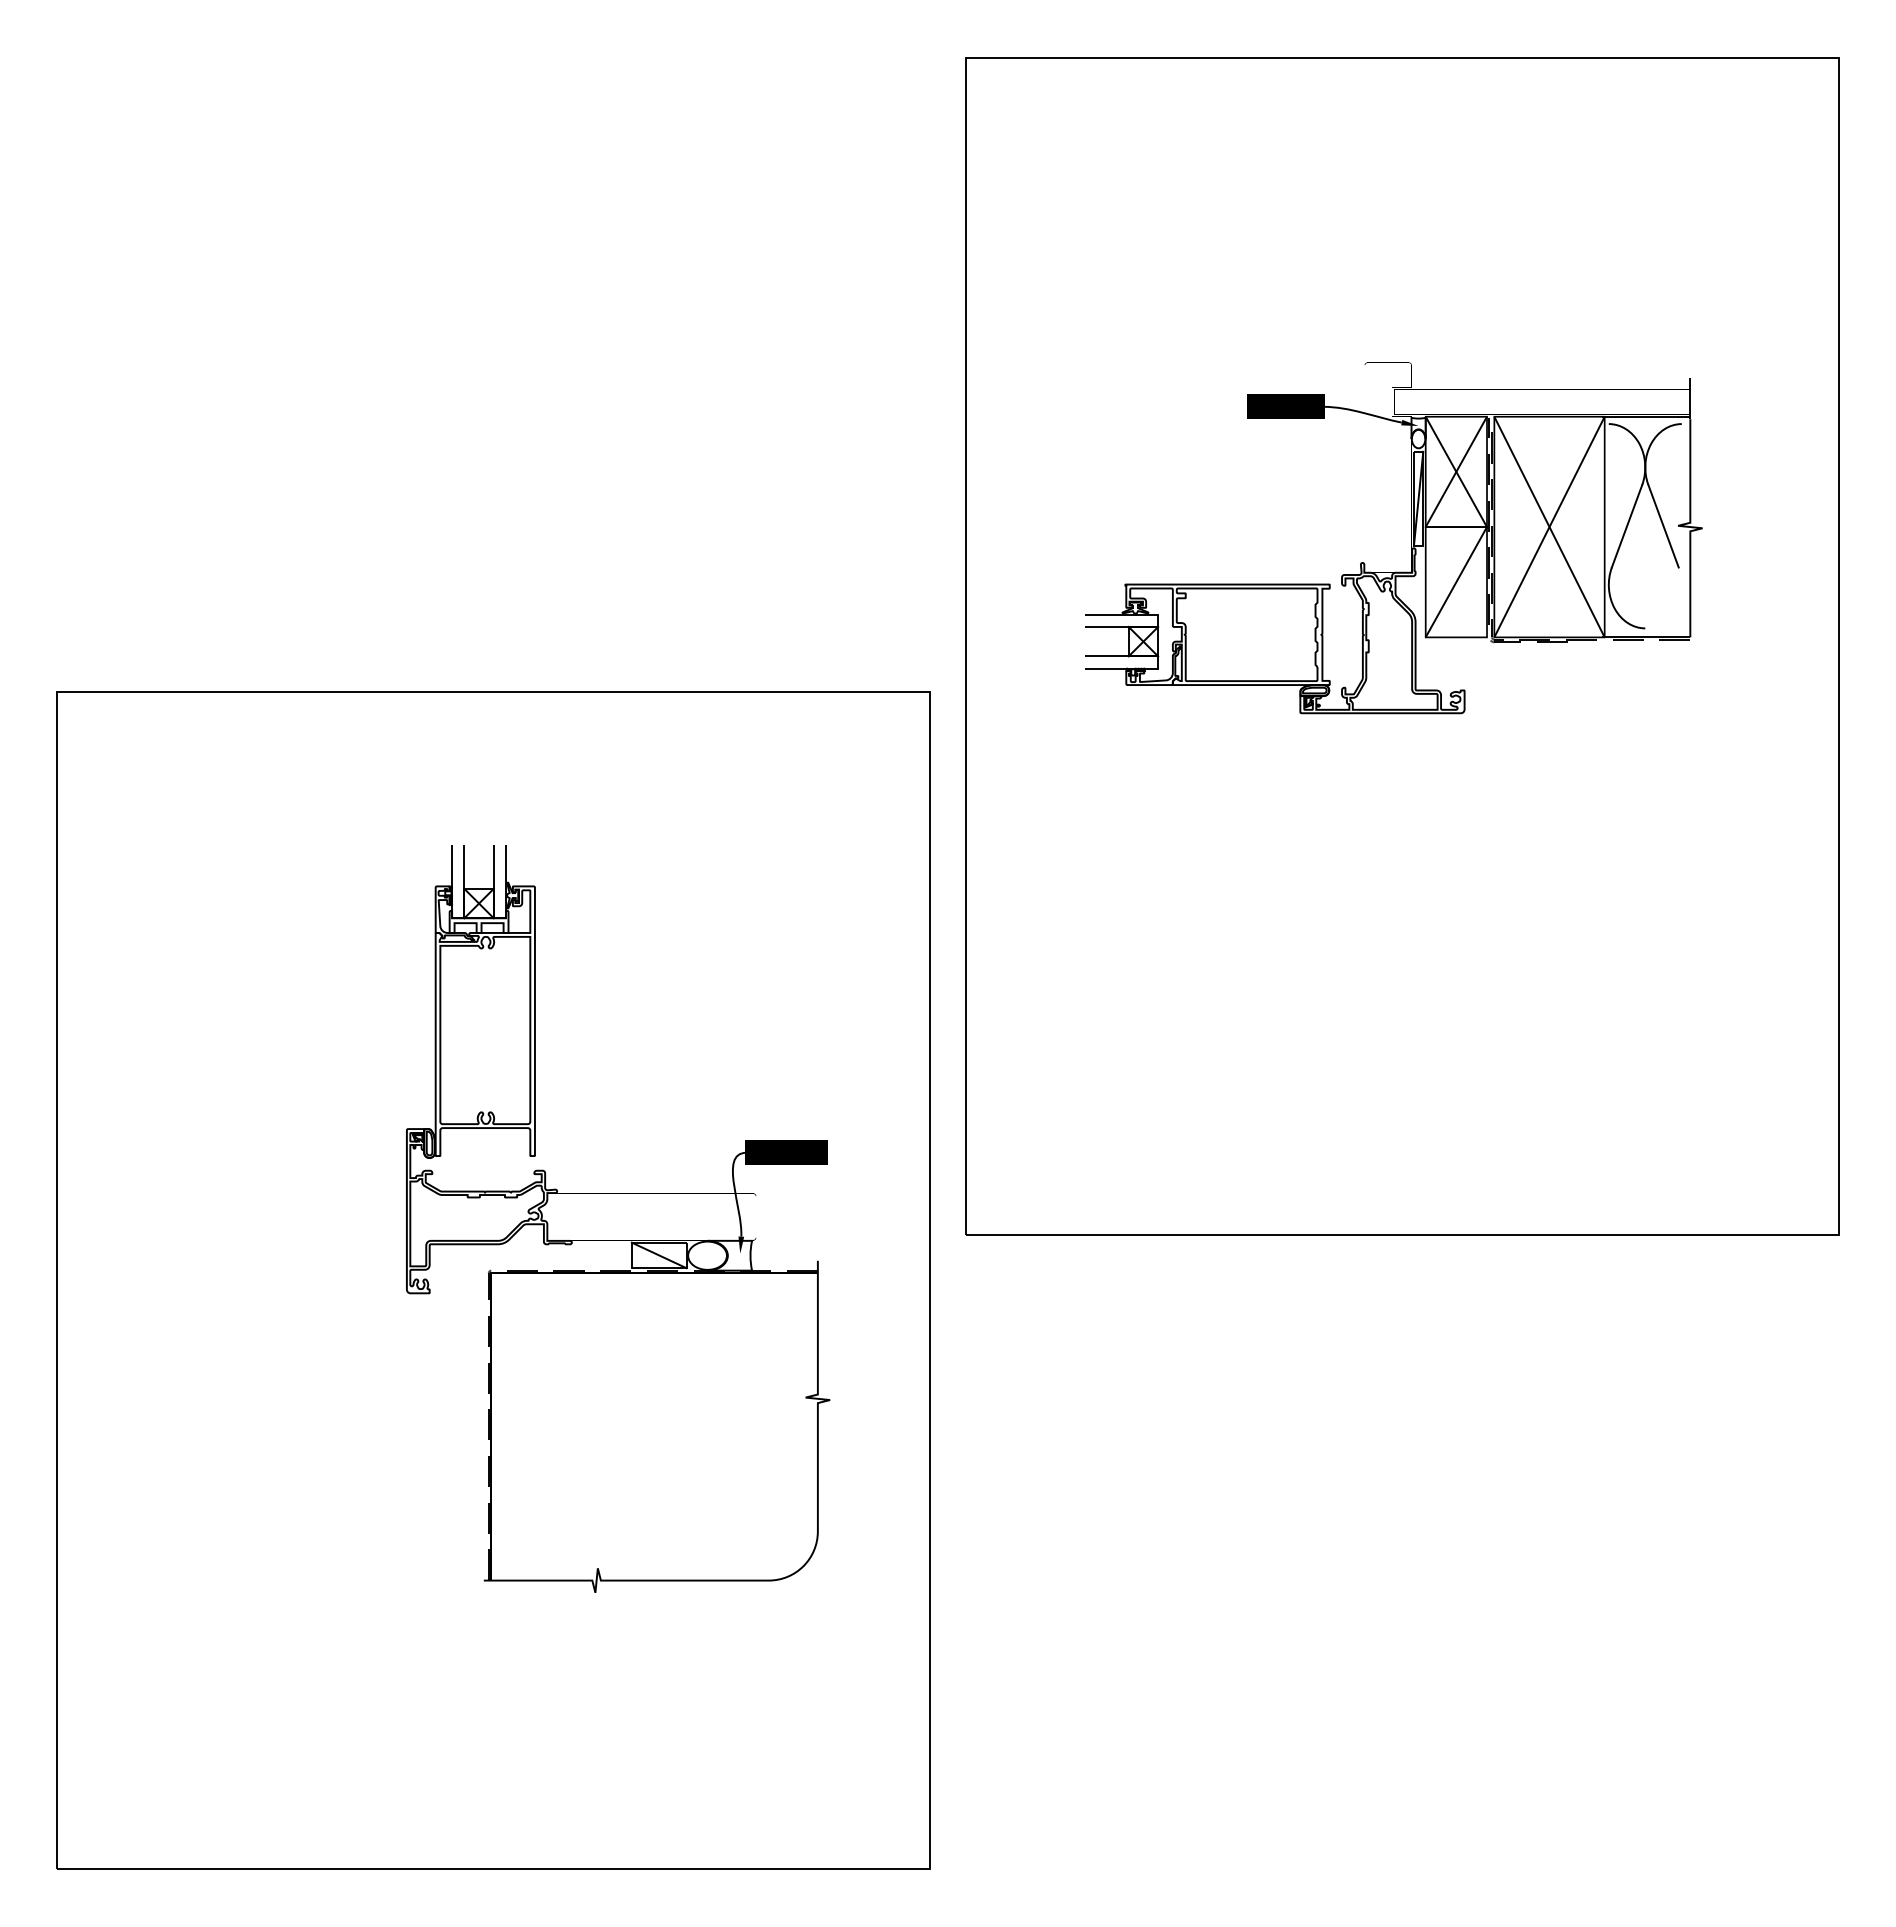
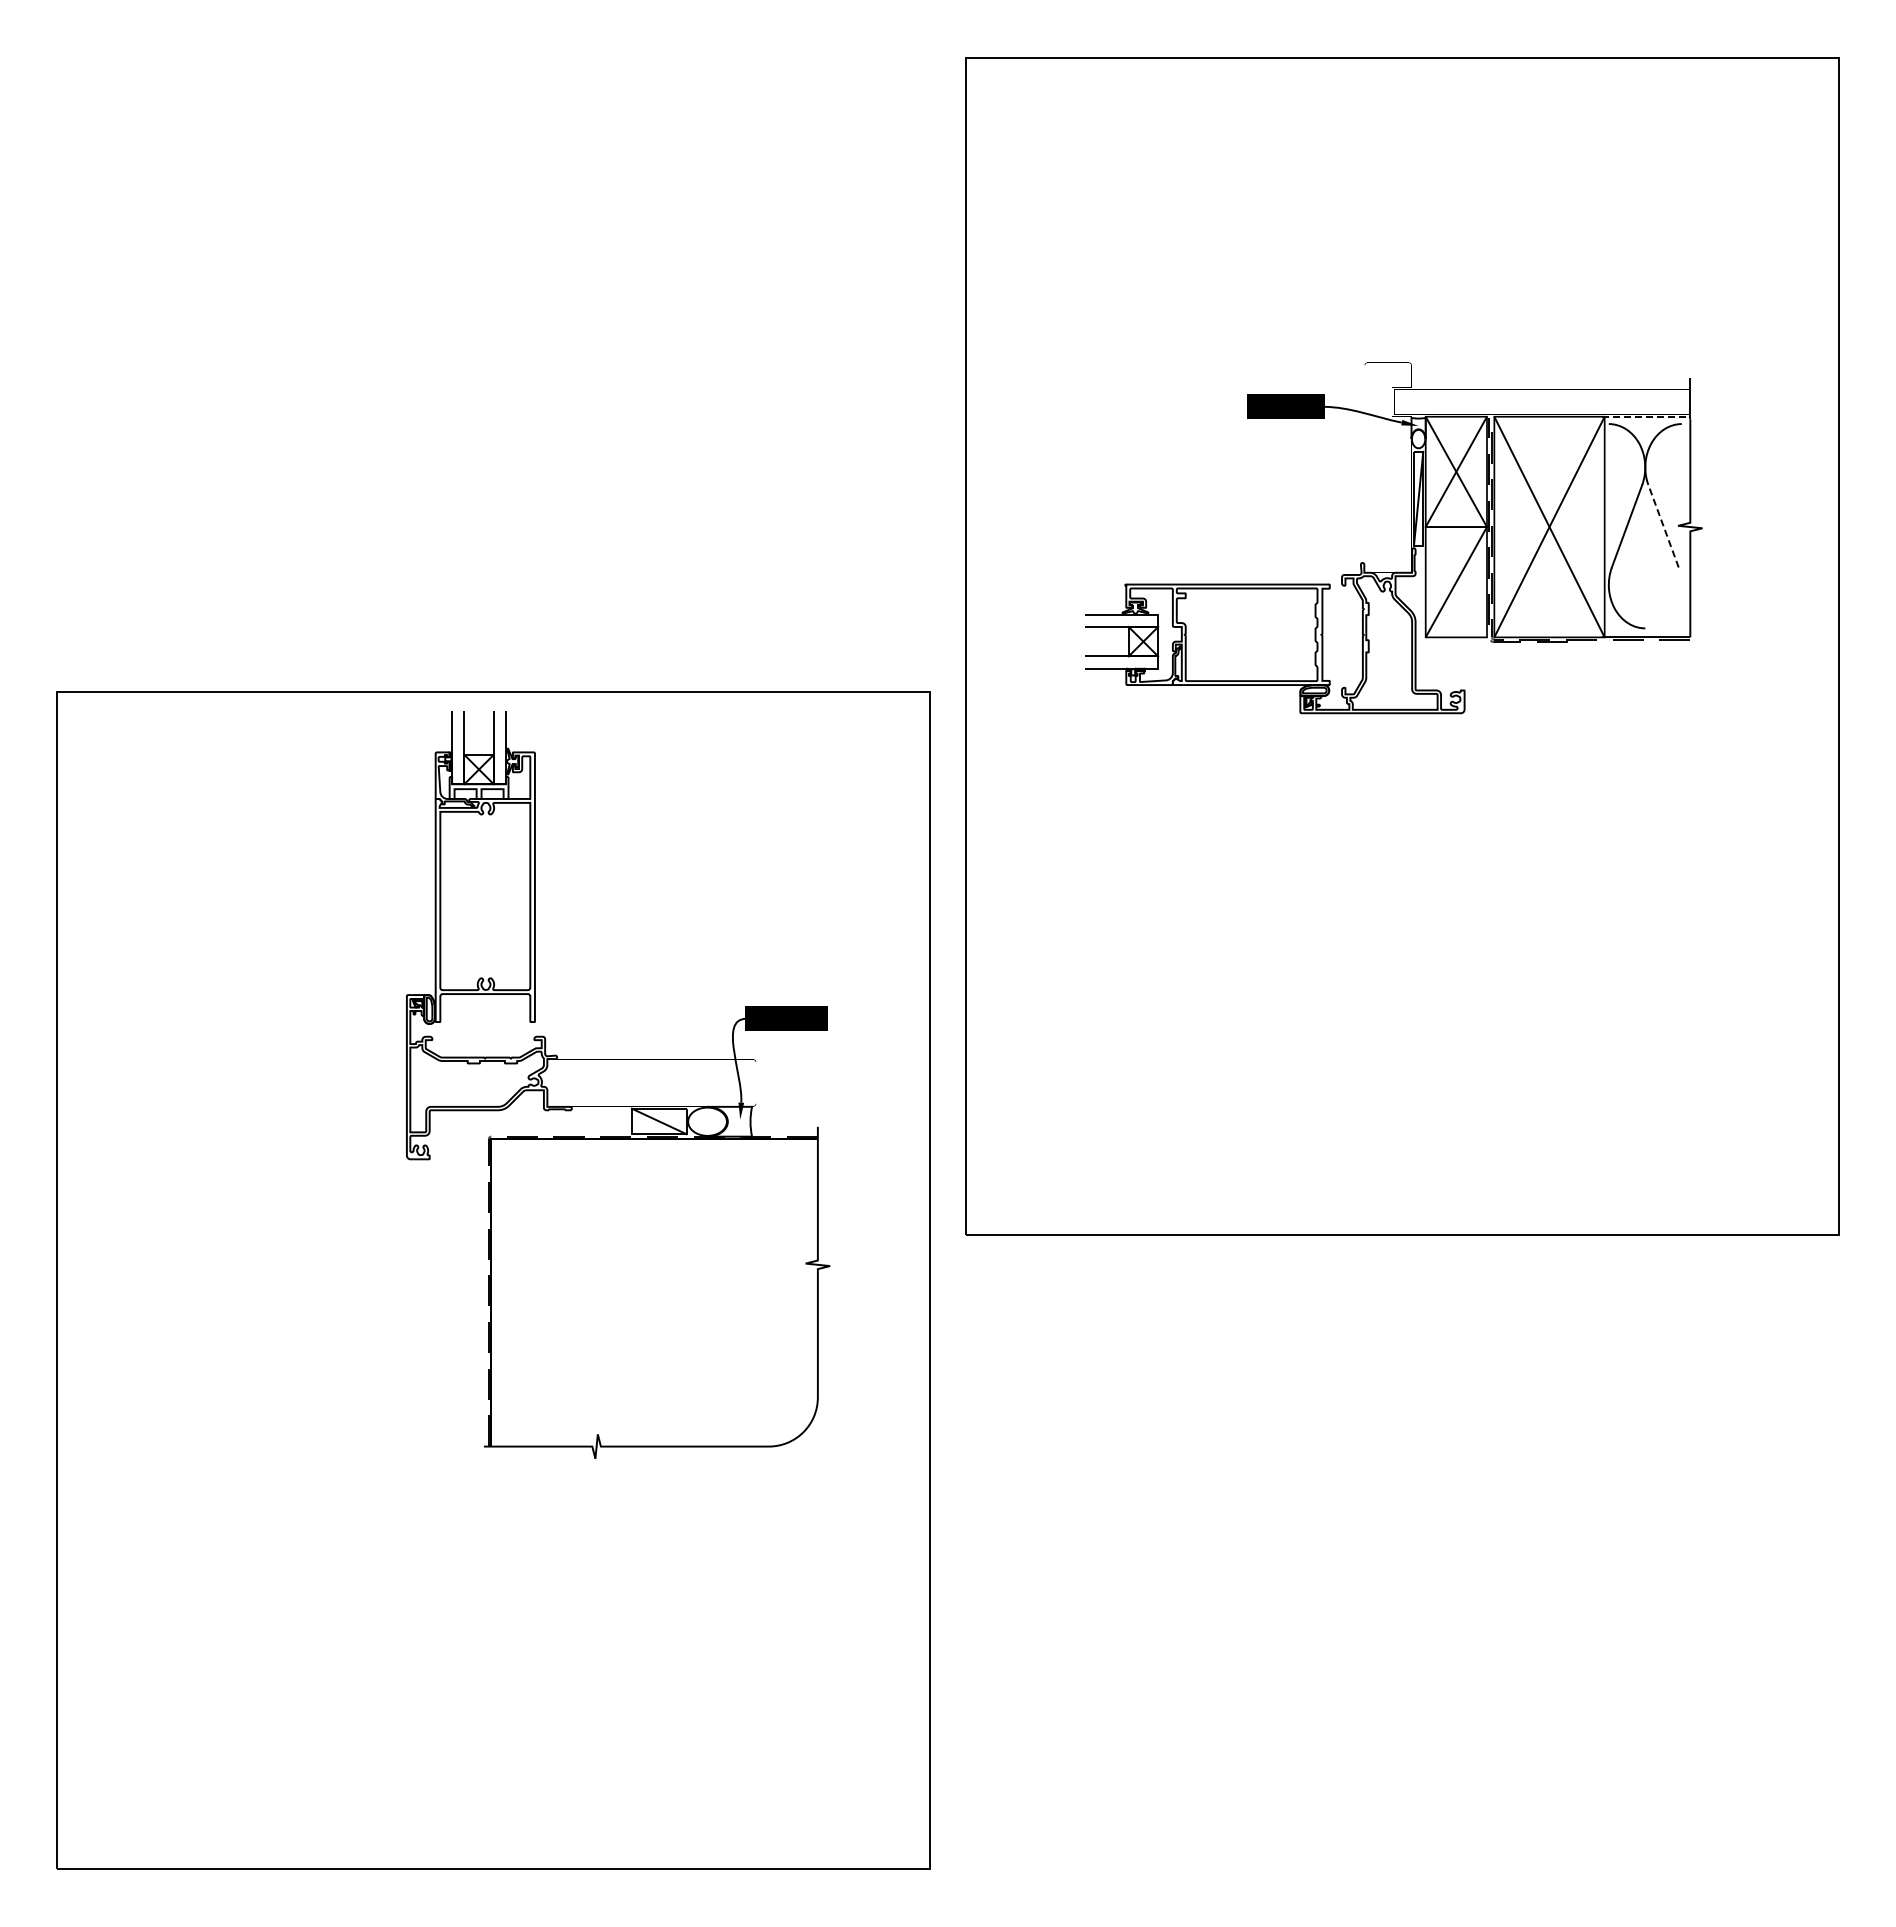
line: solid -> dashed (1646, 416)
line: solid -> dashed (1663, 526)
part position: (618, 1218) -> (618, 1084) (618, 1084)
